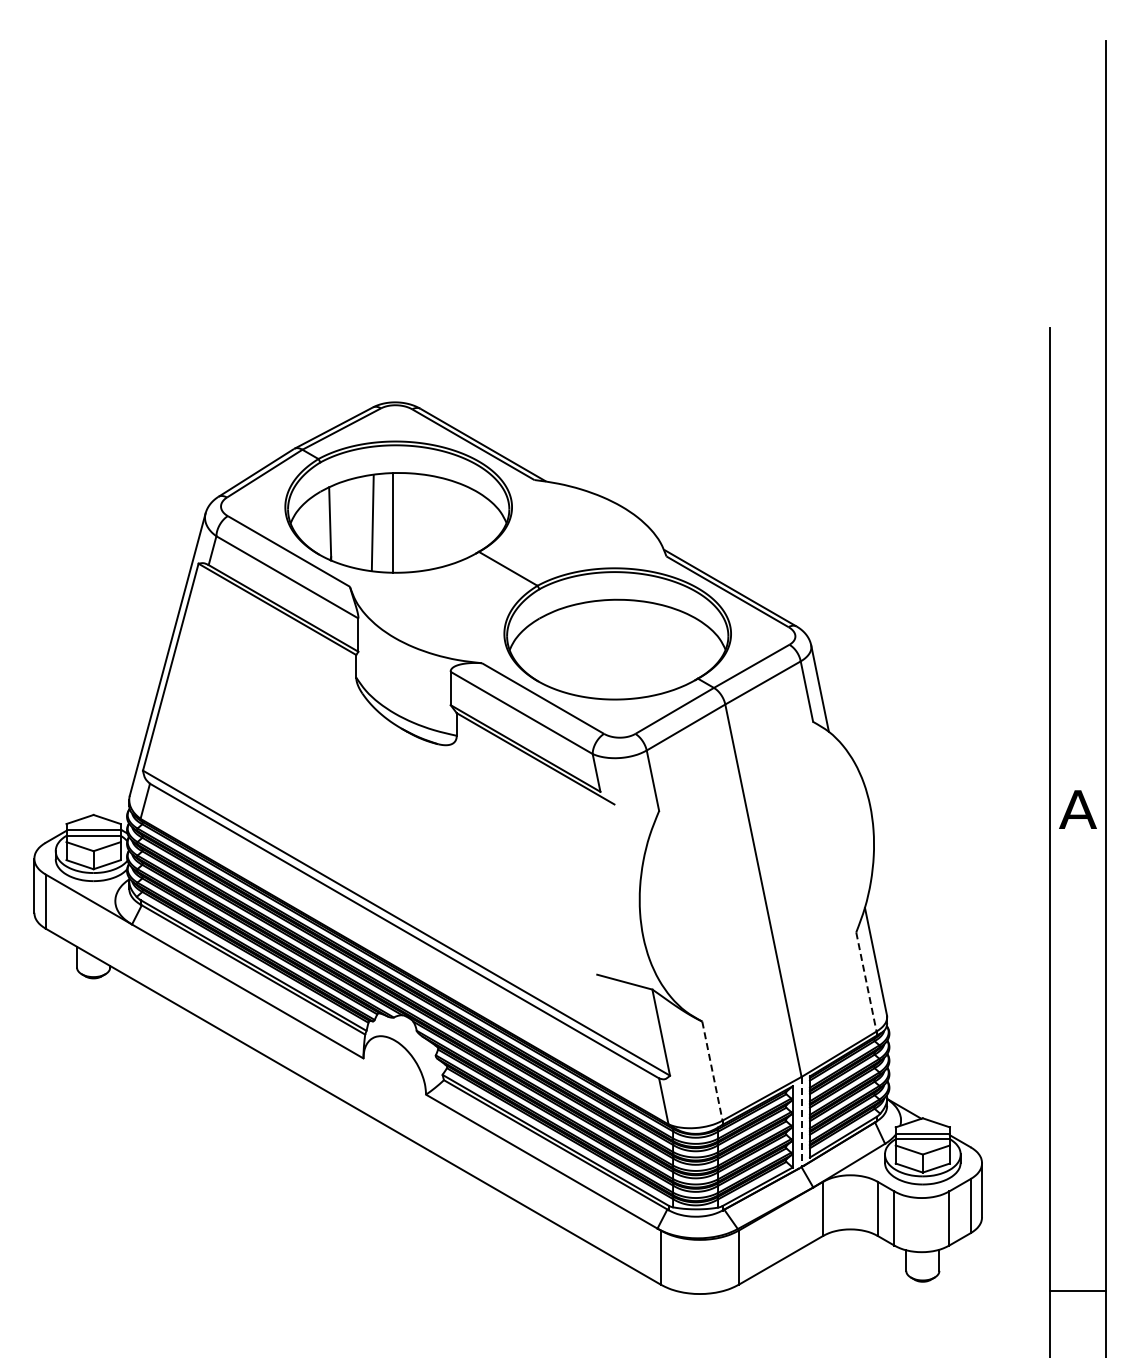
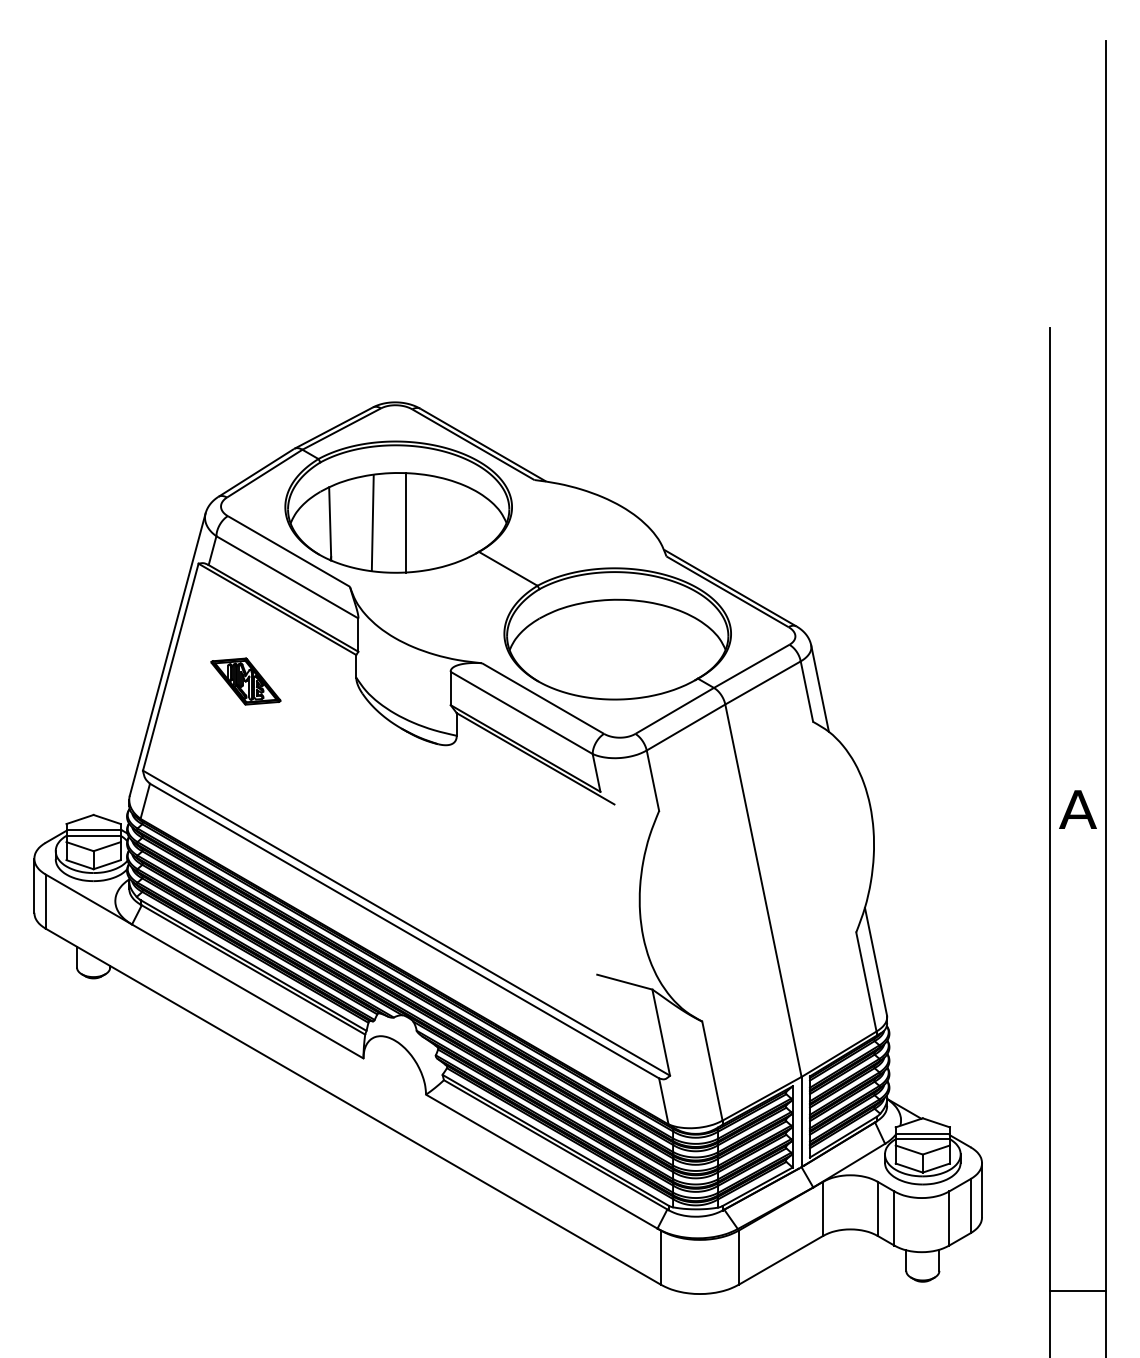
line position: (392, 522) -> (405, 522) (405, 522)
part: none -> present (245, 681)
line: dashed -> solid (866, 981)
line: dashed -> solid (712, 1071)
line: dashed -> solid (801, 1122)
